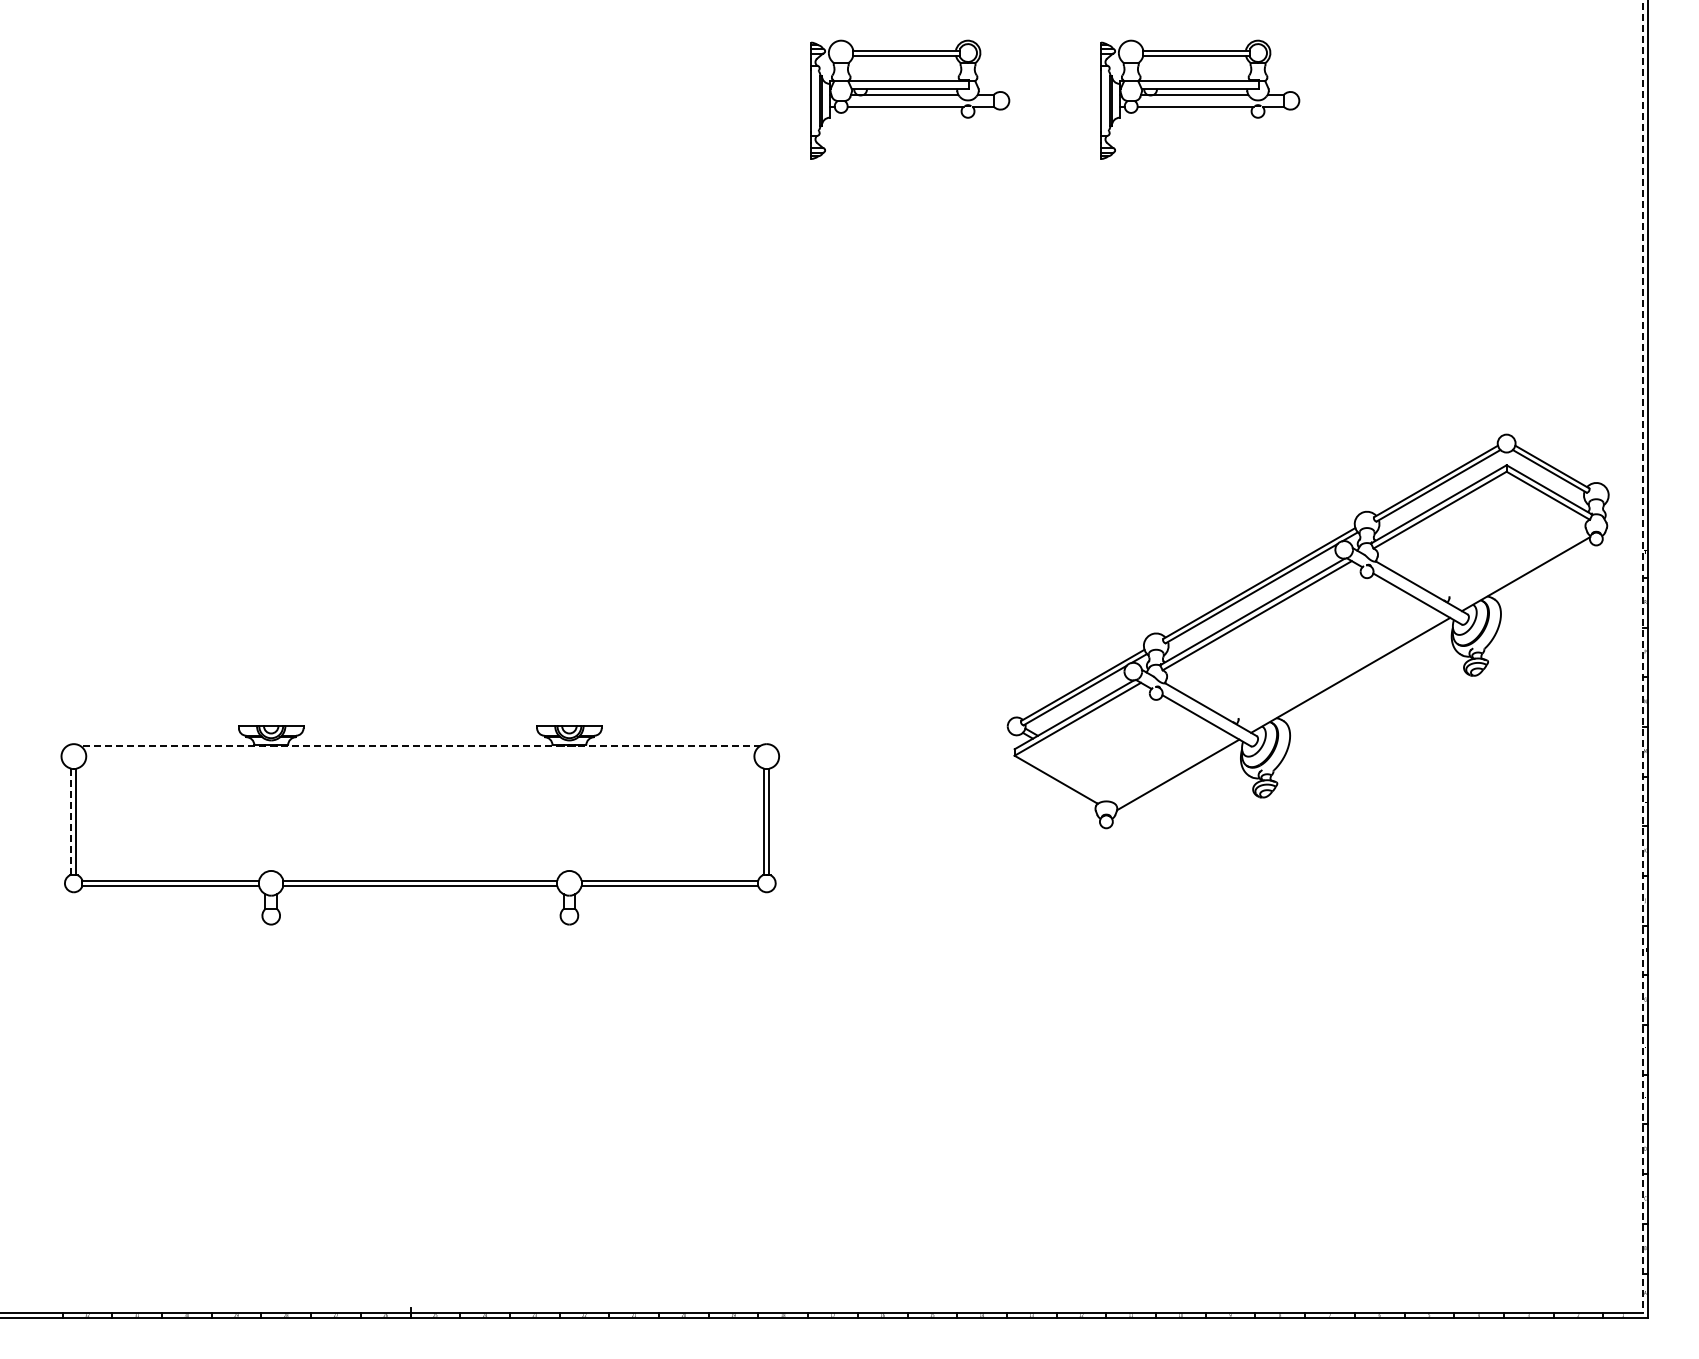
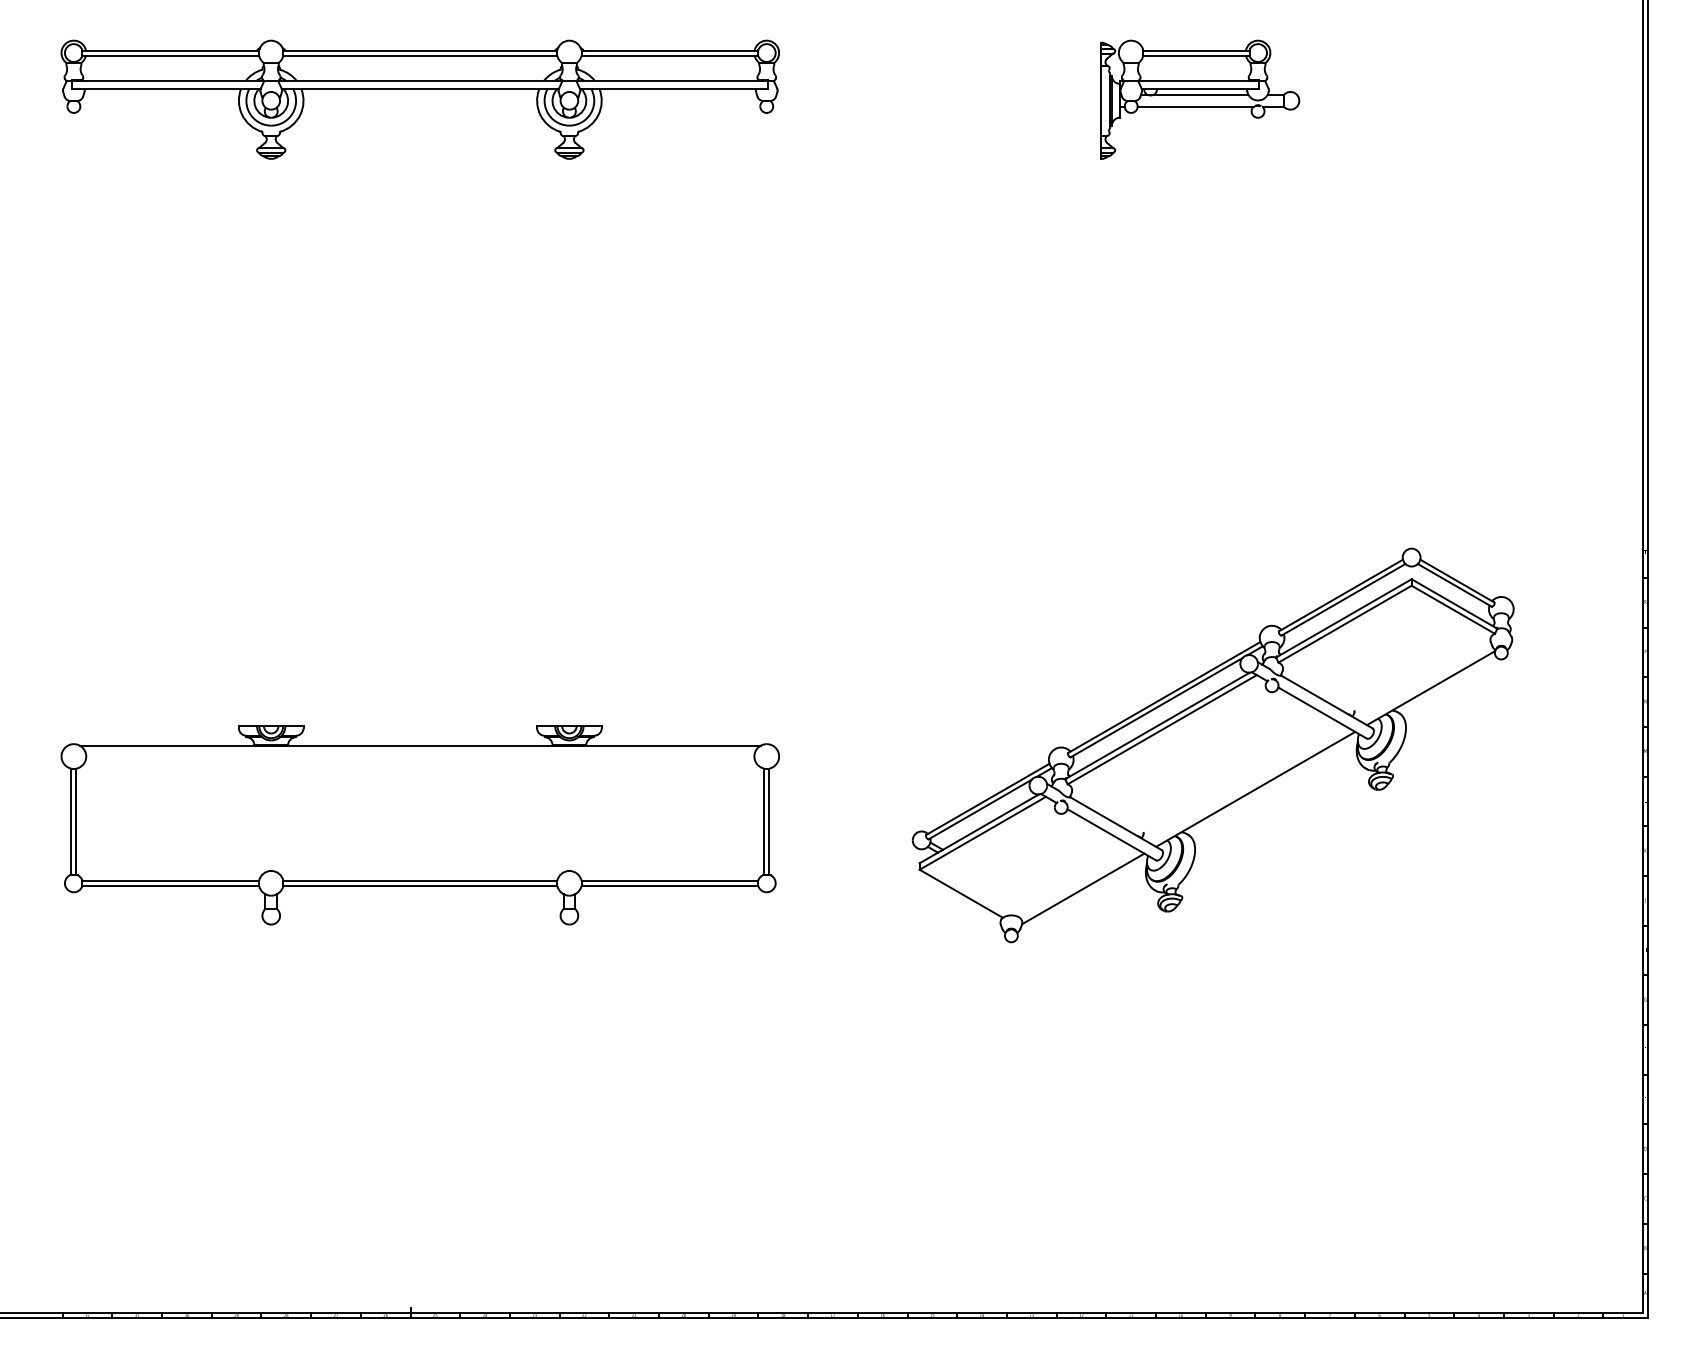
part: none -> present (419, 89)
part: present -> none (910, 99)
part position: (1307, 631) -> (1212, 745) (1212, 745)
line: dashed -> solid (1643, 657)
line: dashed -> solid (420, 745)
line: dashed -> solid (71, 822)
